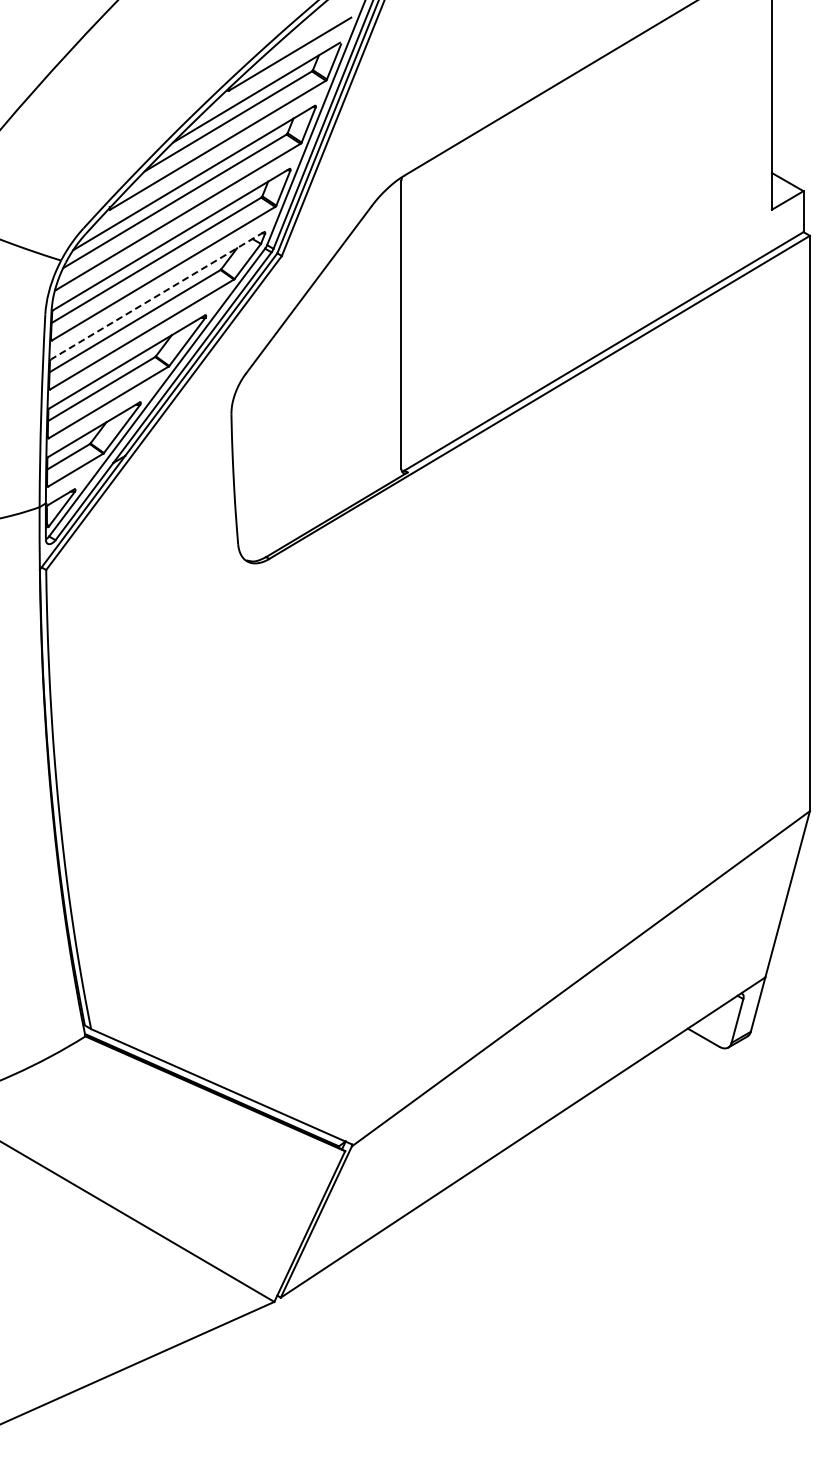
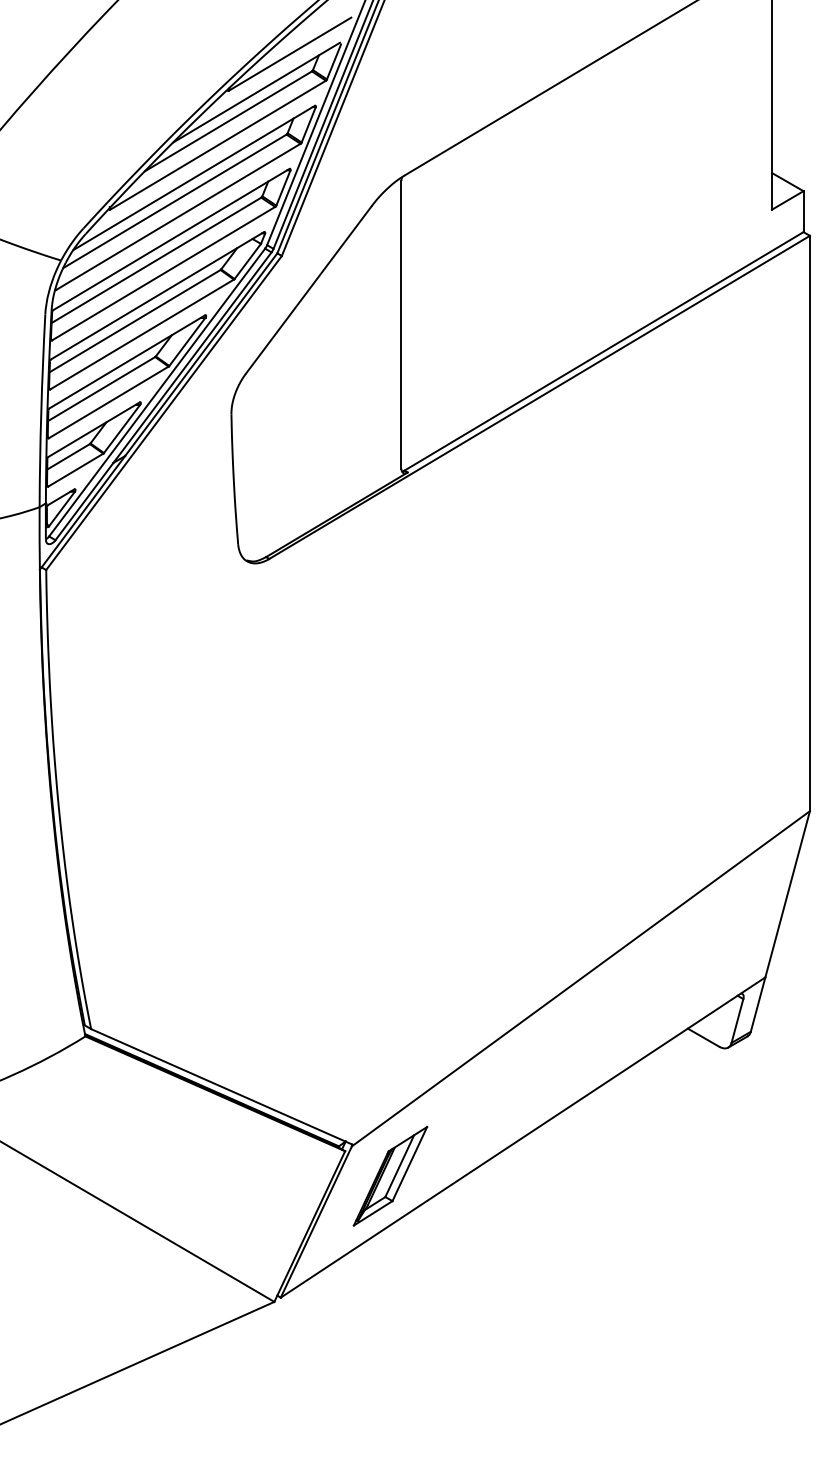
line: dashed -> solid (157, 295)
part: none -> present (390, 1175)
